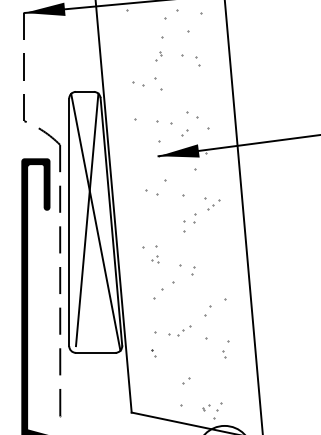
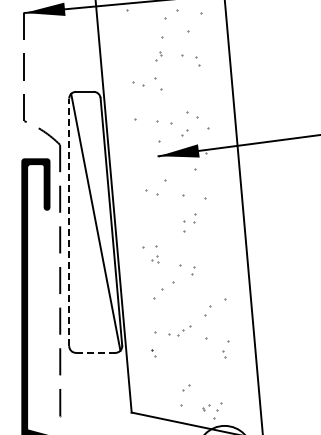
part: present -> none (213, 204)
line: present -> none (87, 219)
line: solid -> dashed (69, 222)
line: solid -> dashed (95, 352)
part position: (186, 380) -> (186, 387) (186, 387)
